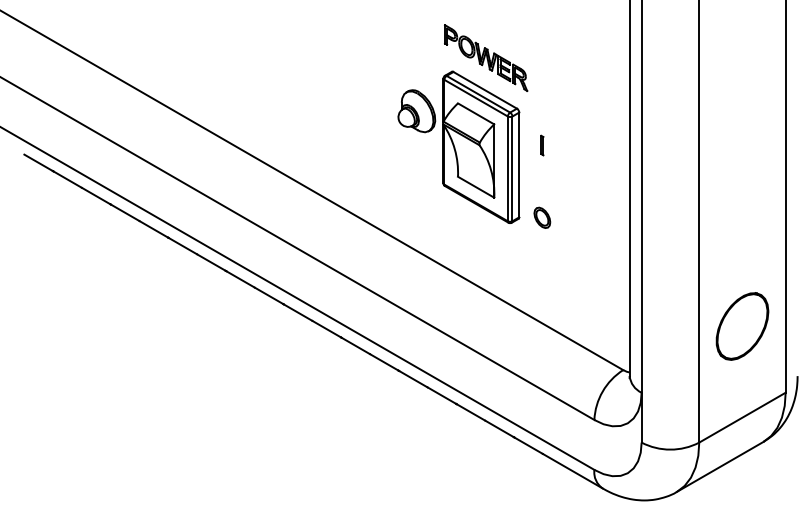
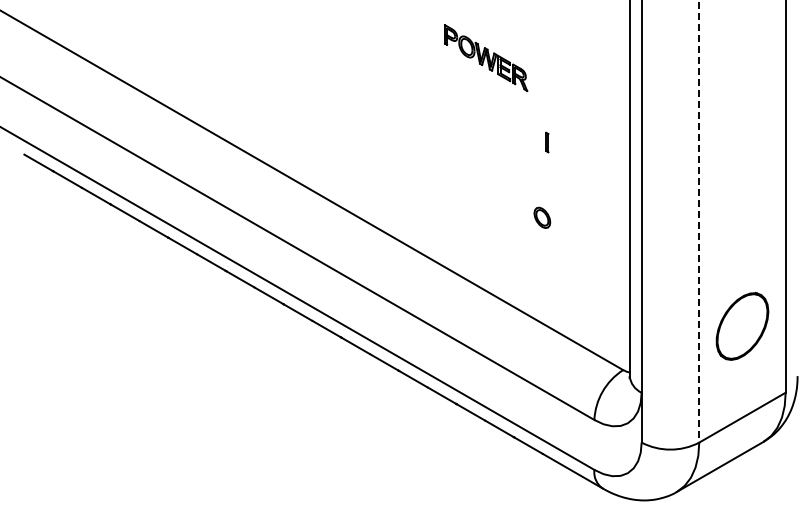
line position: (542, 145) -> (547, 142) (547, 142)
part: present -> none (458, 146)
line: solid -> dashed (699, 221)
